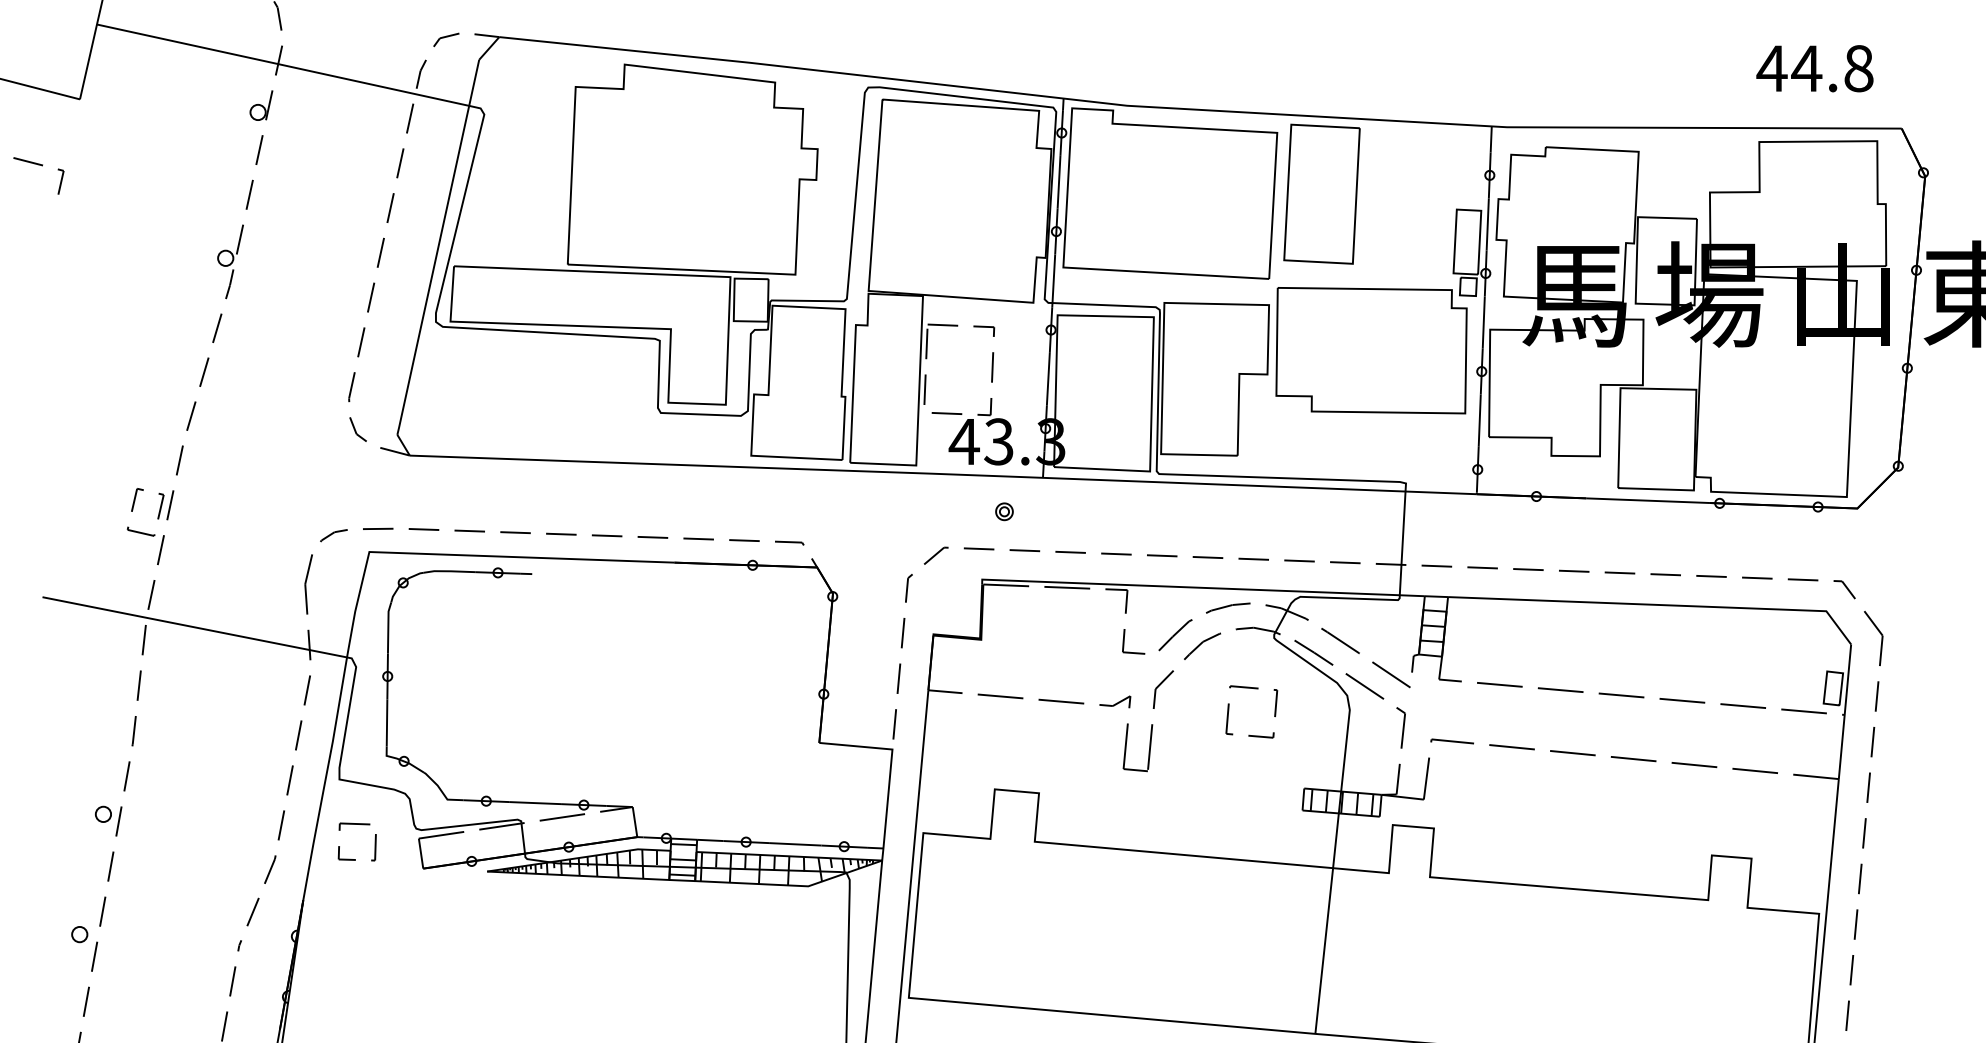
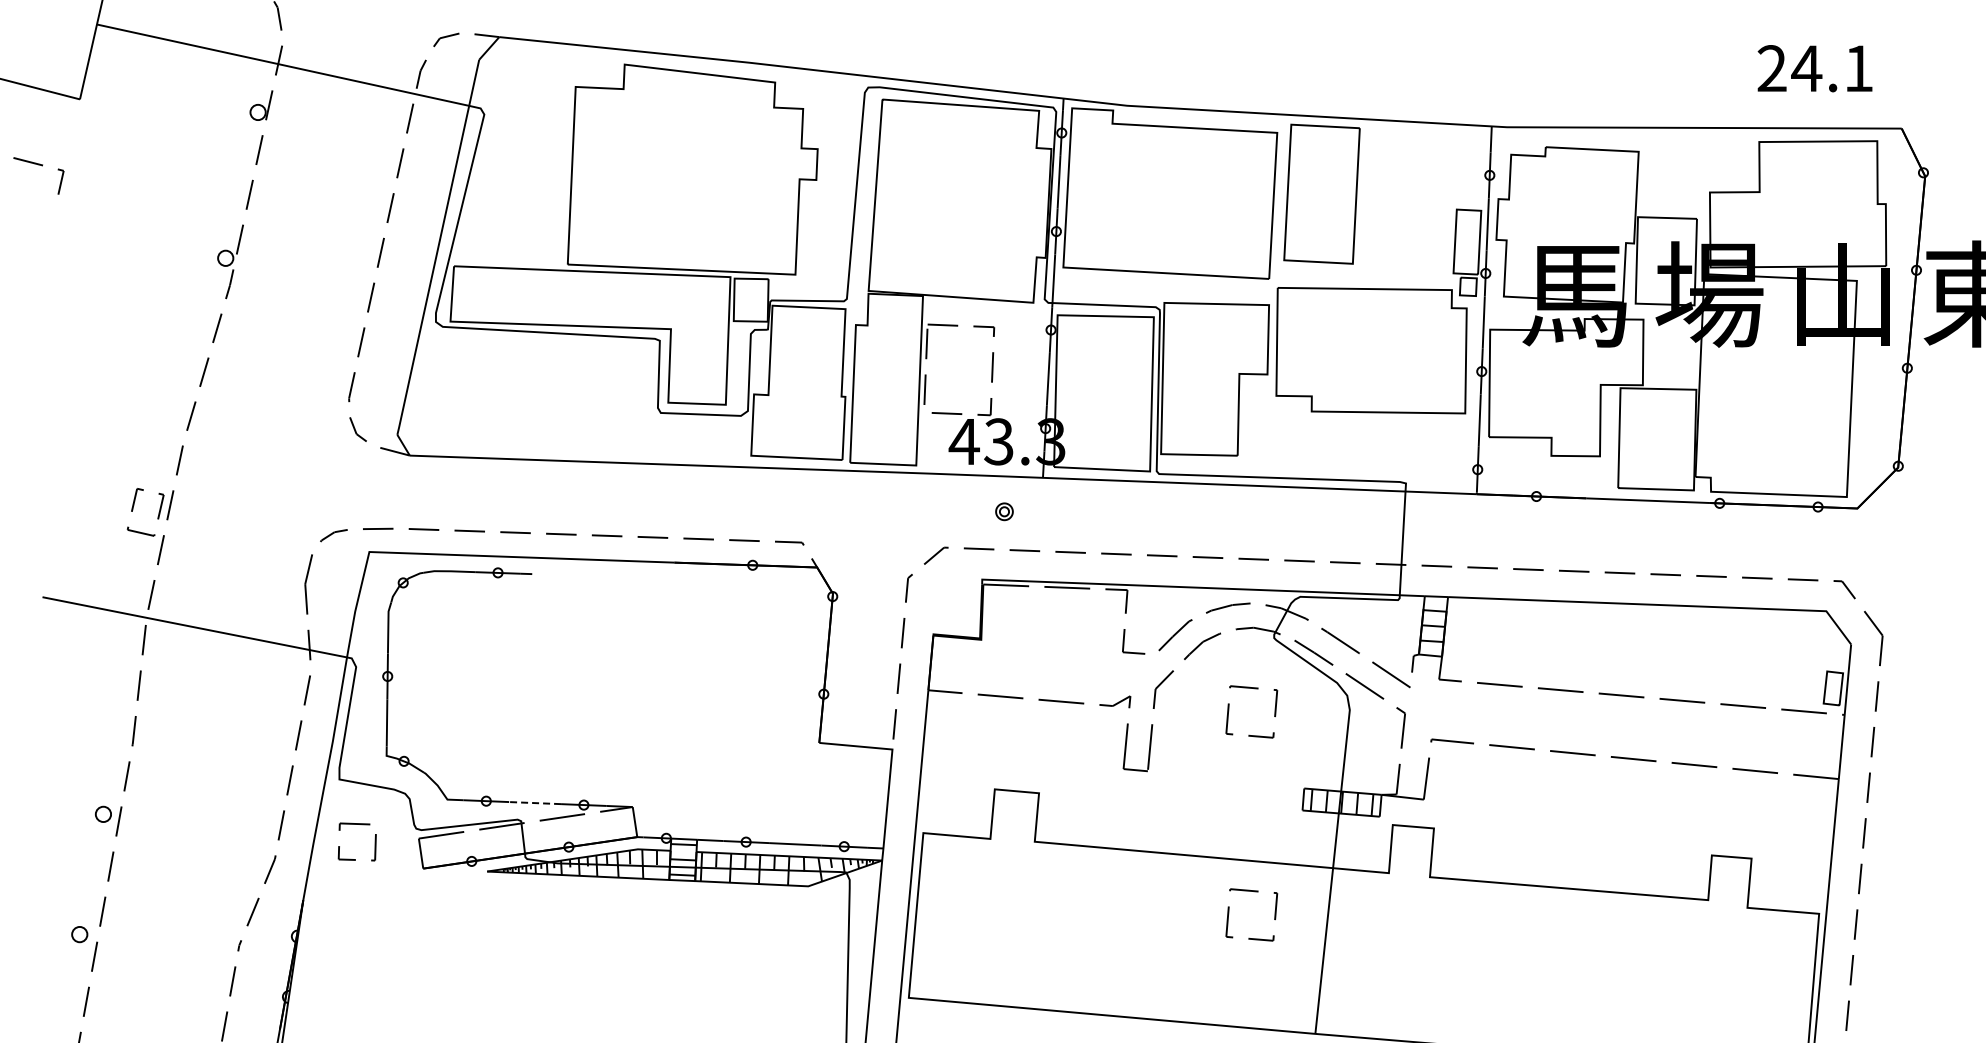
text: 44.8 -> 24.1 (1814, 68)
line: solid -> dashed (535, 803)
part: none -> present (1229, 914)
